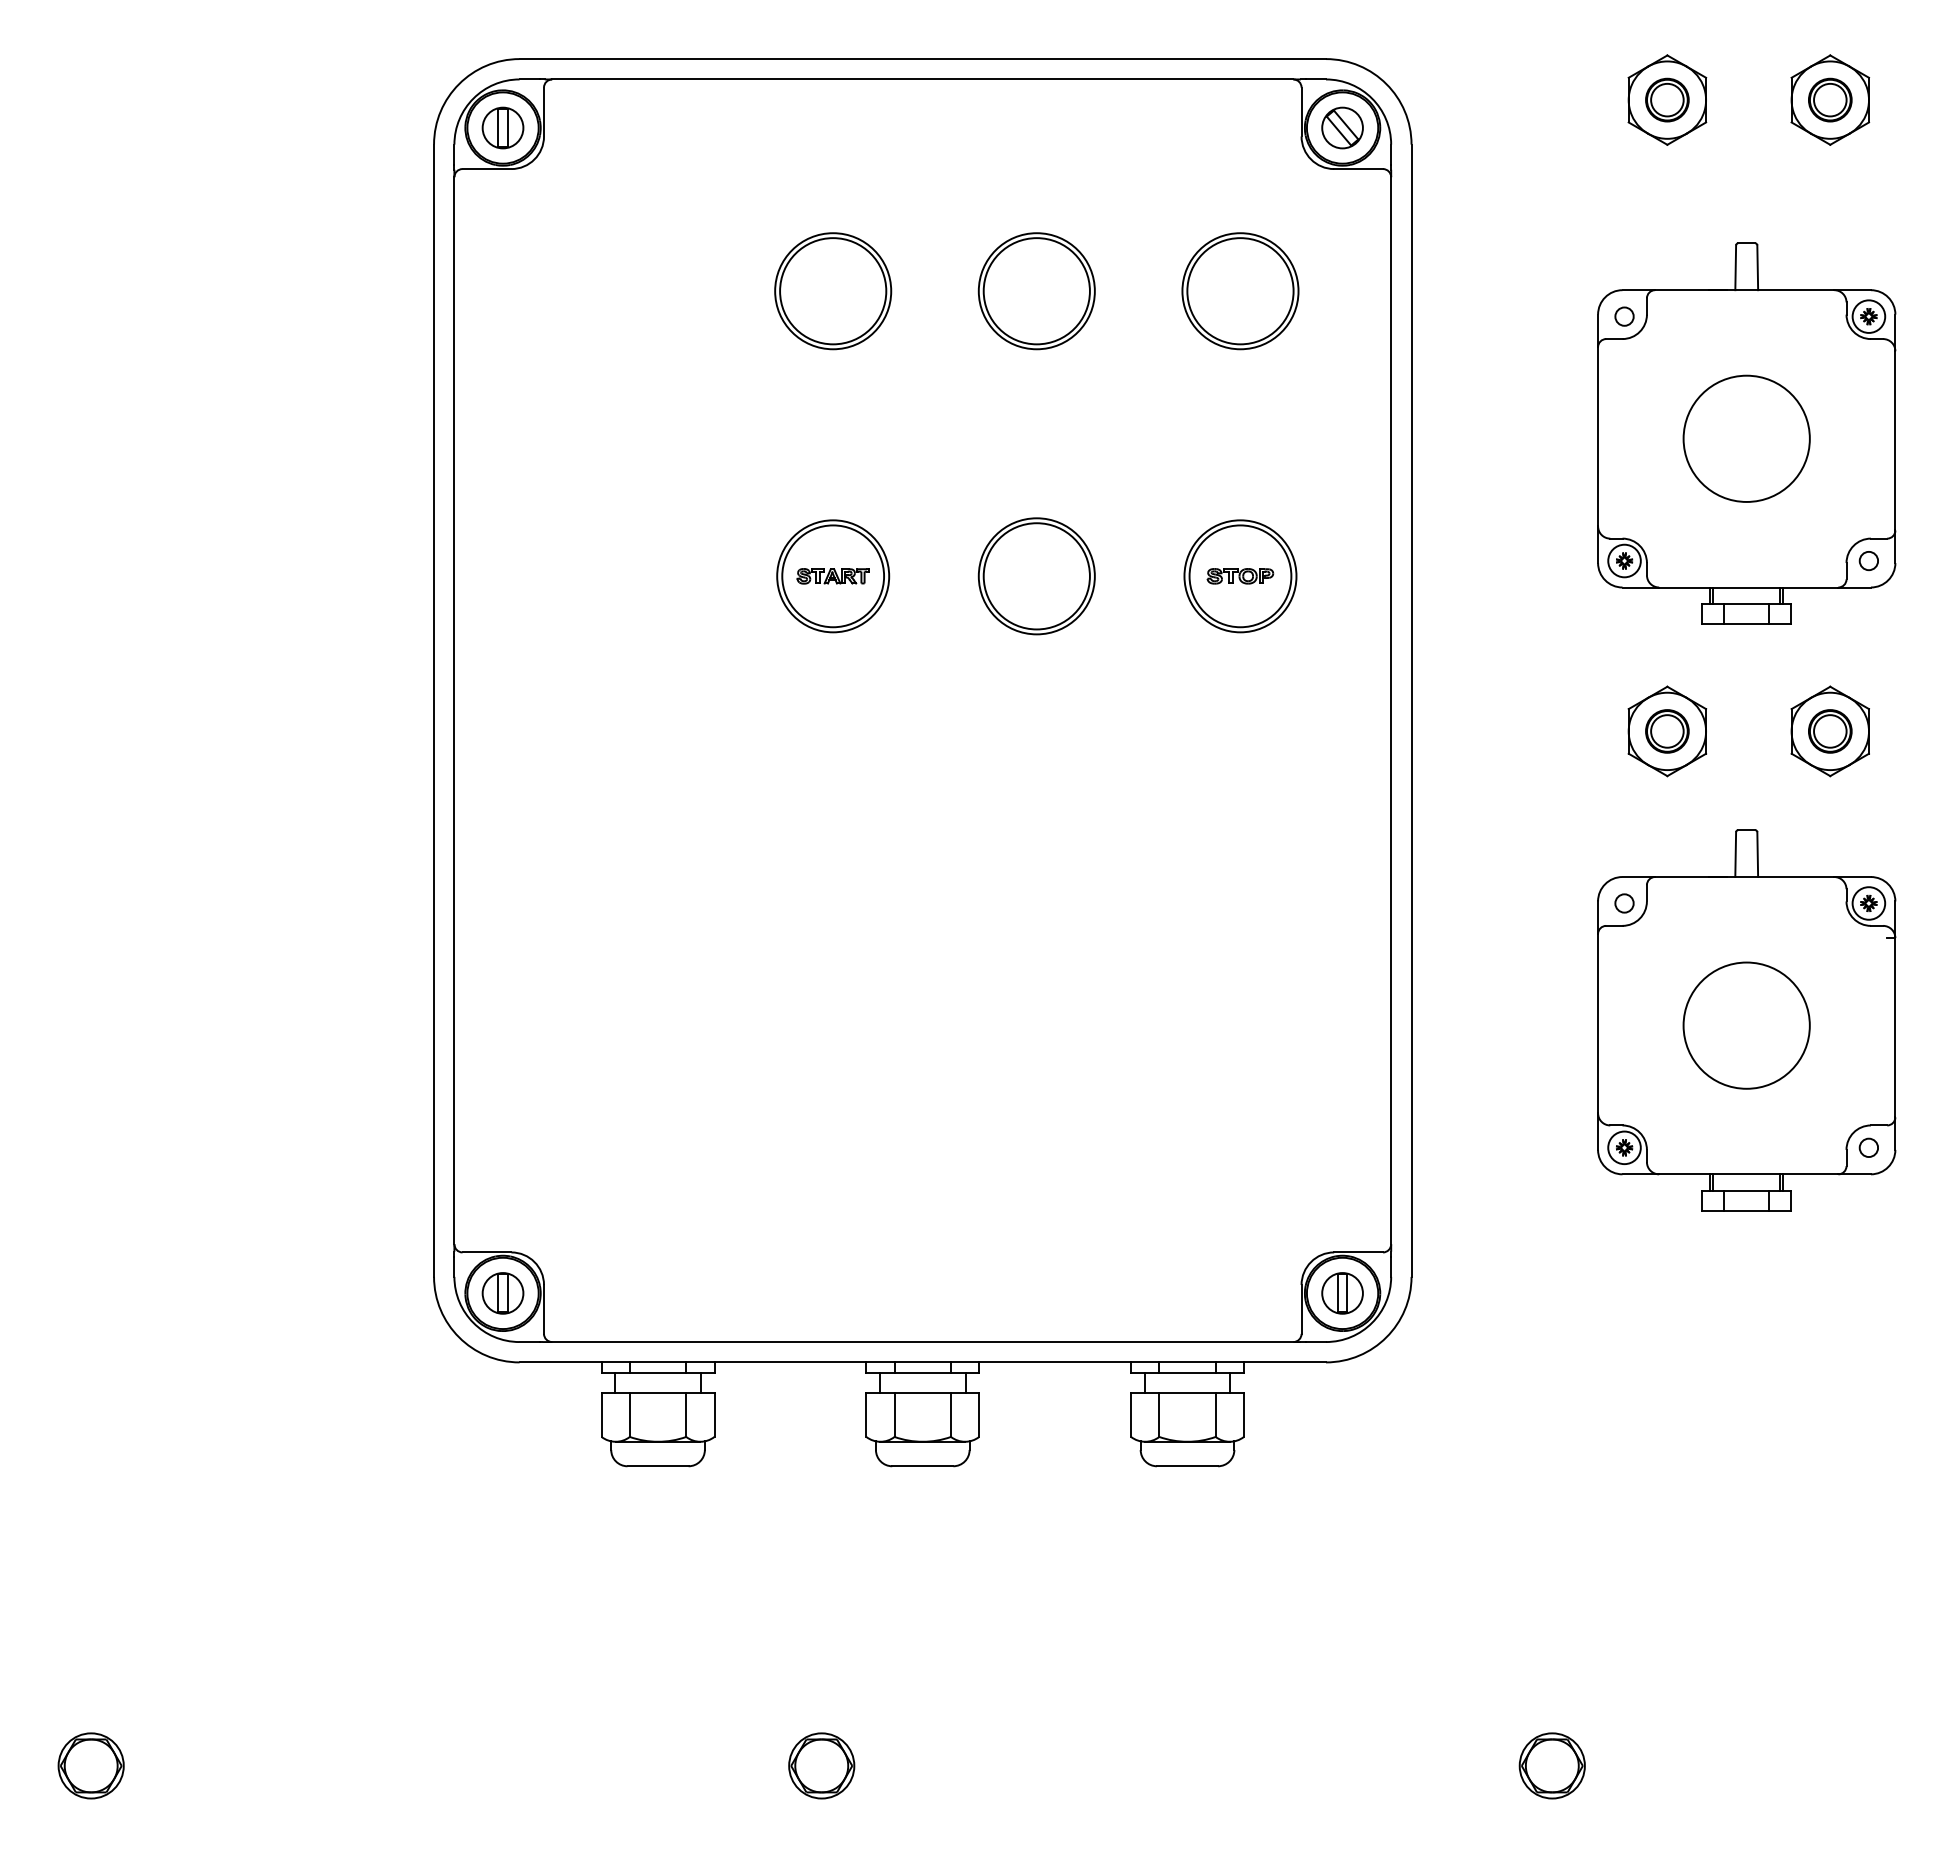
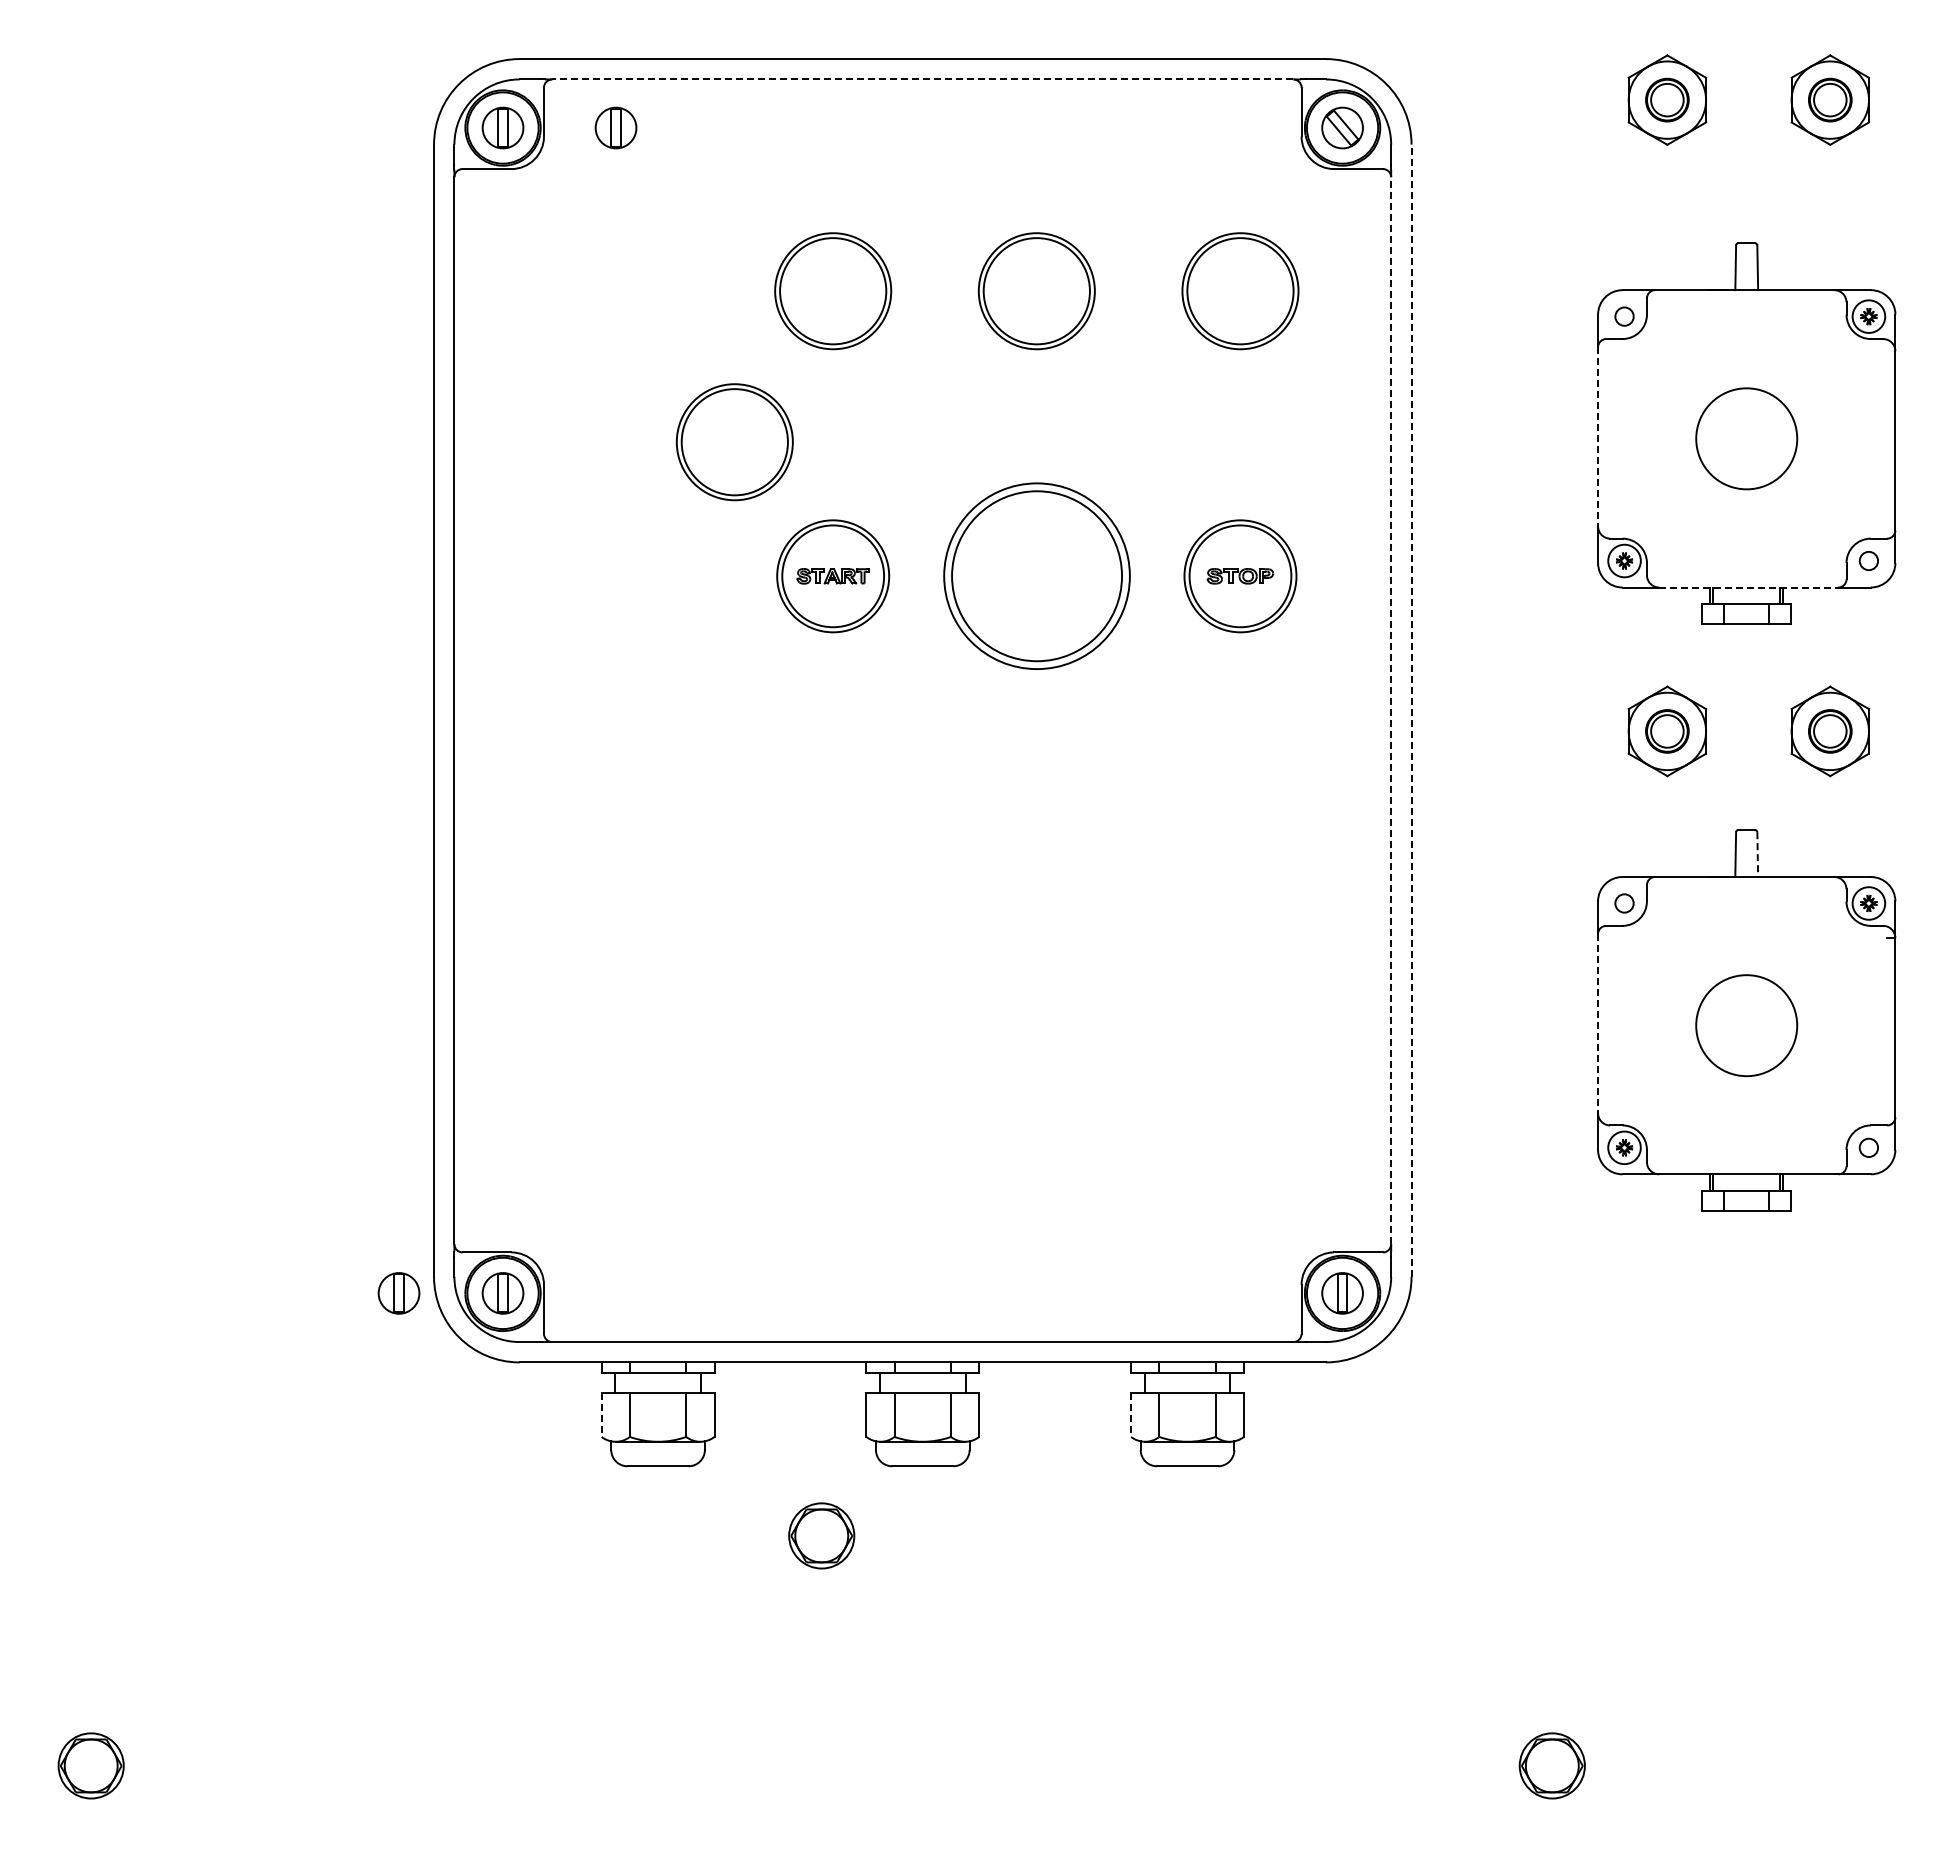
line: solid -> dashed (922, 79)
part: none -> present (615, 127)
line: solid -> dashed (1598, 436)
circle diameter: 126 px -> 101 px (1746, 438)
part: none -> present (734, 442)
part size: 119x119 px -> 188x188 px (1036, 575)
line: solid -> dashed (1748, 587)
line: solid -> dashed (1391, 710)
line: solid -> dashed (1411, 710)
line: solid -> dashed (1757, 855)
line: solid -> dashed (1598, 1023)
circle diameter: 126 px -> 101 px (1746, 1025)
part: none -> present (398, 1293)
line: solid -> dashed (601, 1415)
line: solid -> dashed (1131, 1415)
part position: (821, 1765) -> (821, 1535) (821, 1535)
